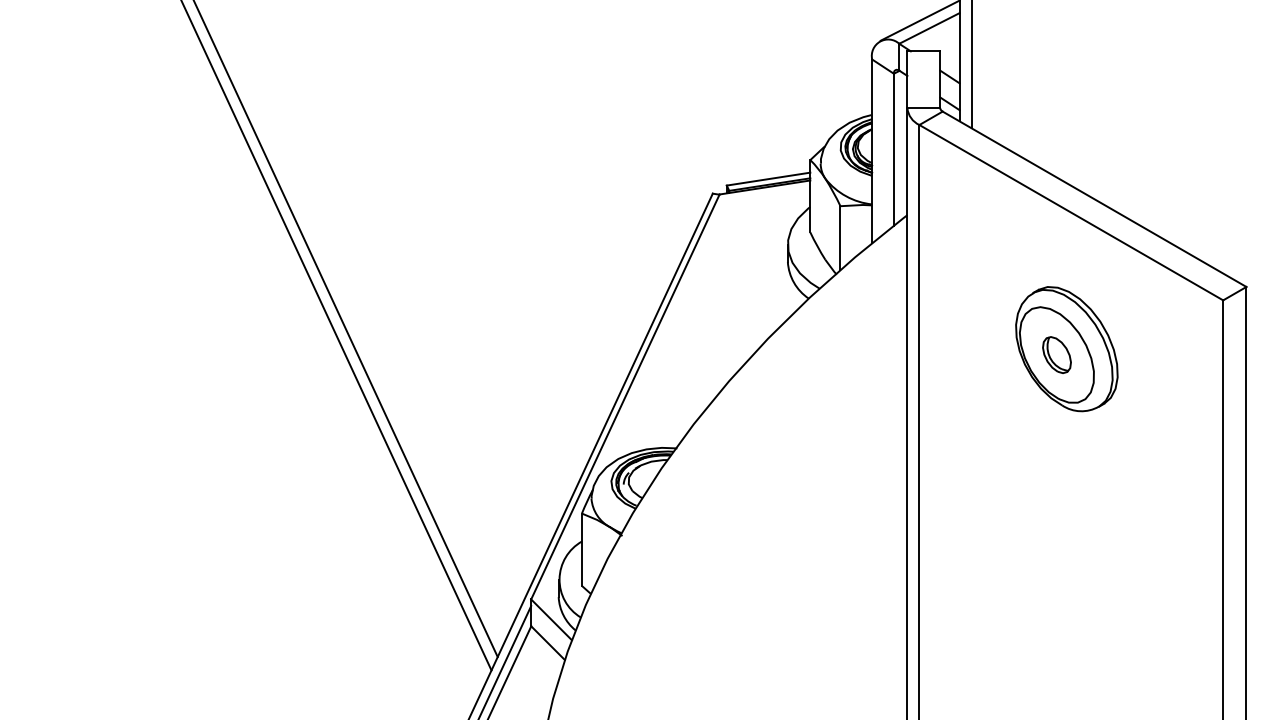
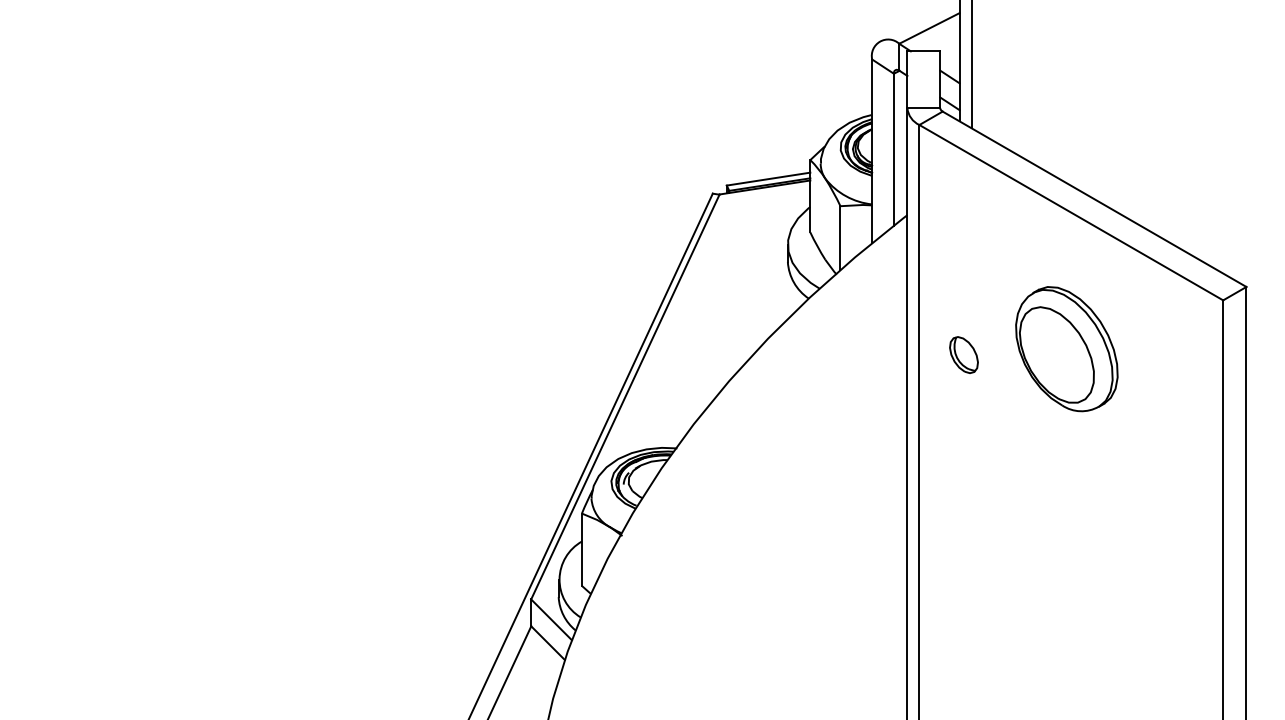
line: present -> none (918, 21)
line: present -> none (345, 329)
line: present -> none (336, 336)
part position: (1056, 354) -> (963, 354) (963, 354)
line: present -> none (505, 661)
